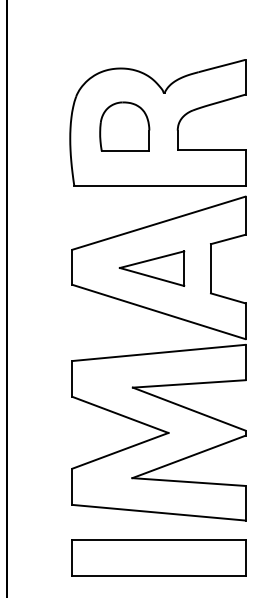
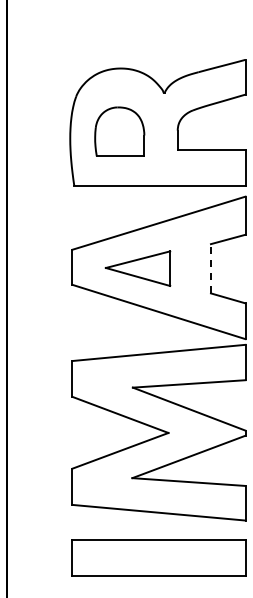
part position: (124, 126) -> (119, 131) (119, 131)
part position: (151, 268) -> (137, 268) (137, 268)
line: solid -> dashed (210, 268)
